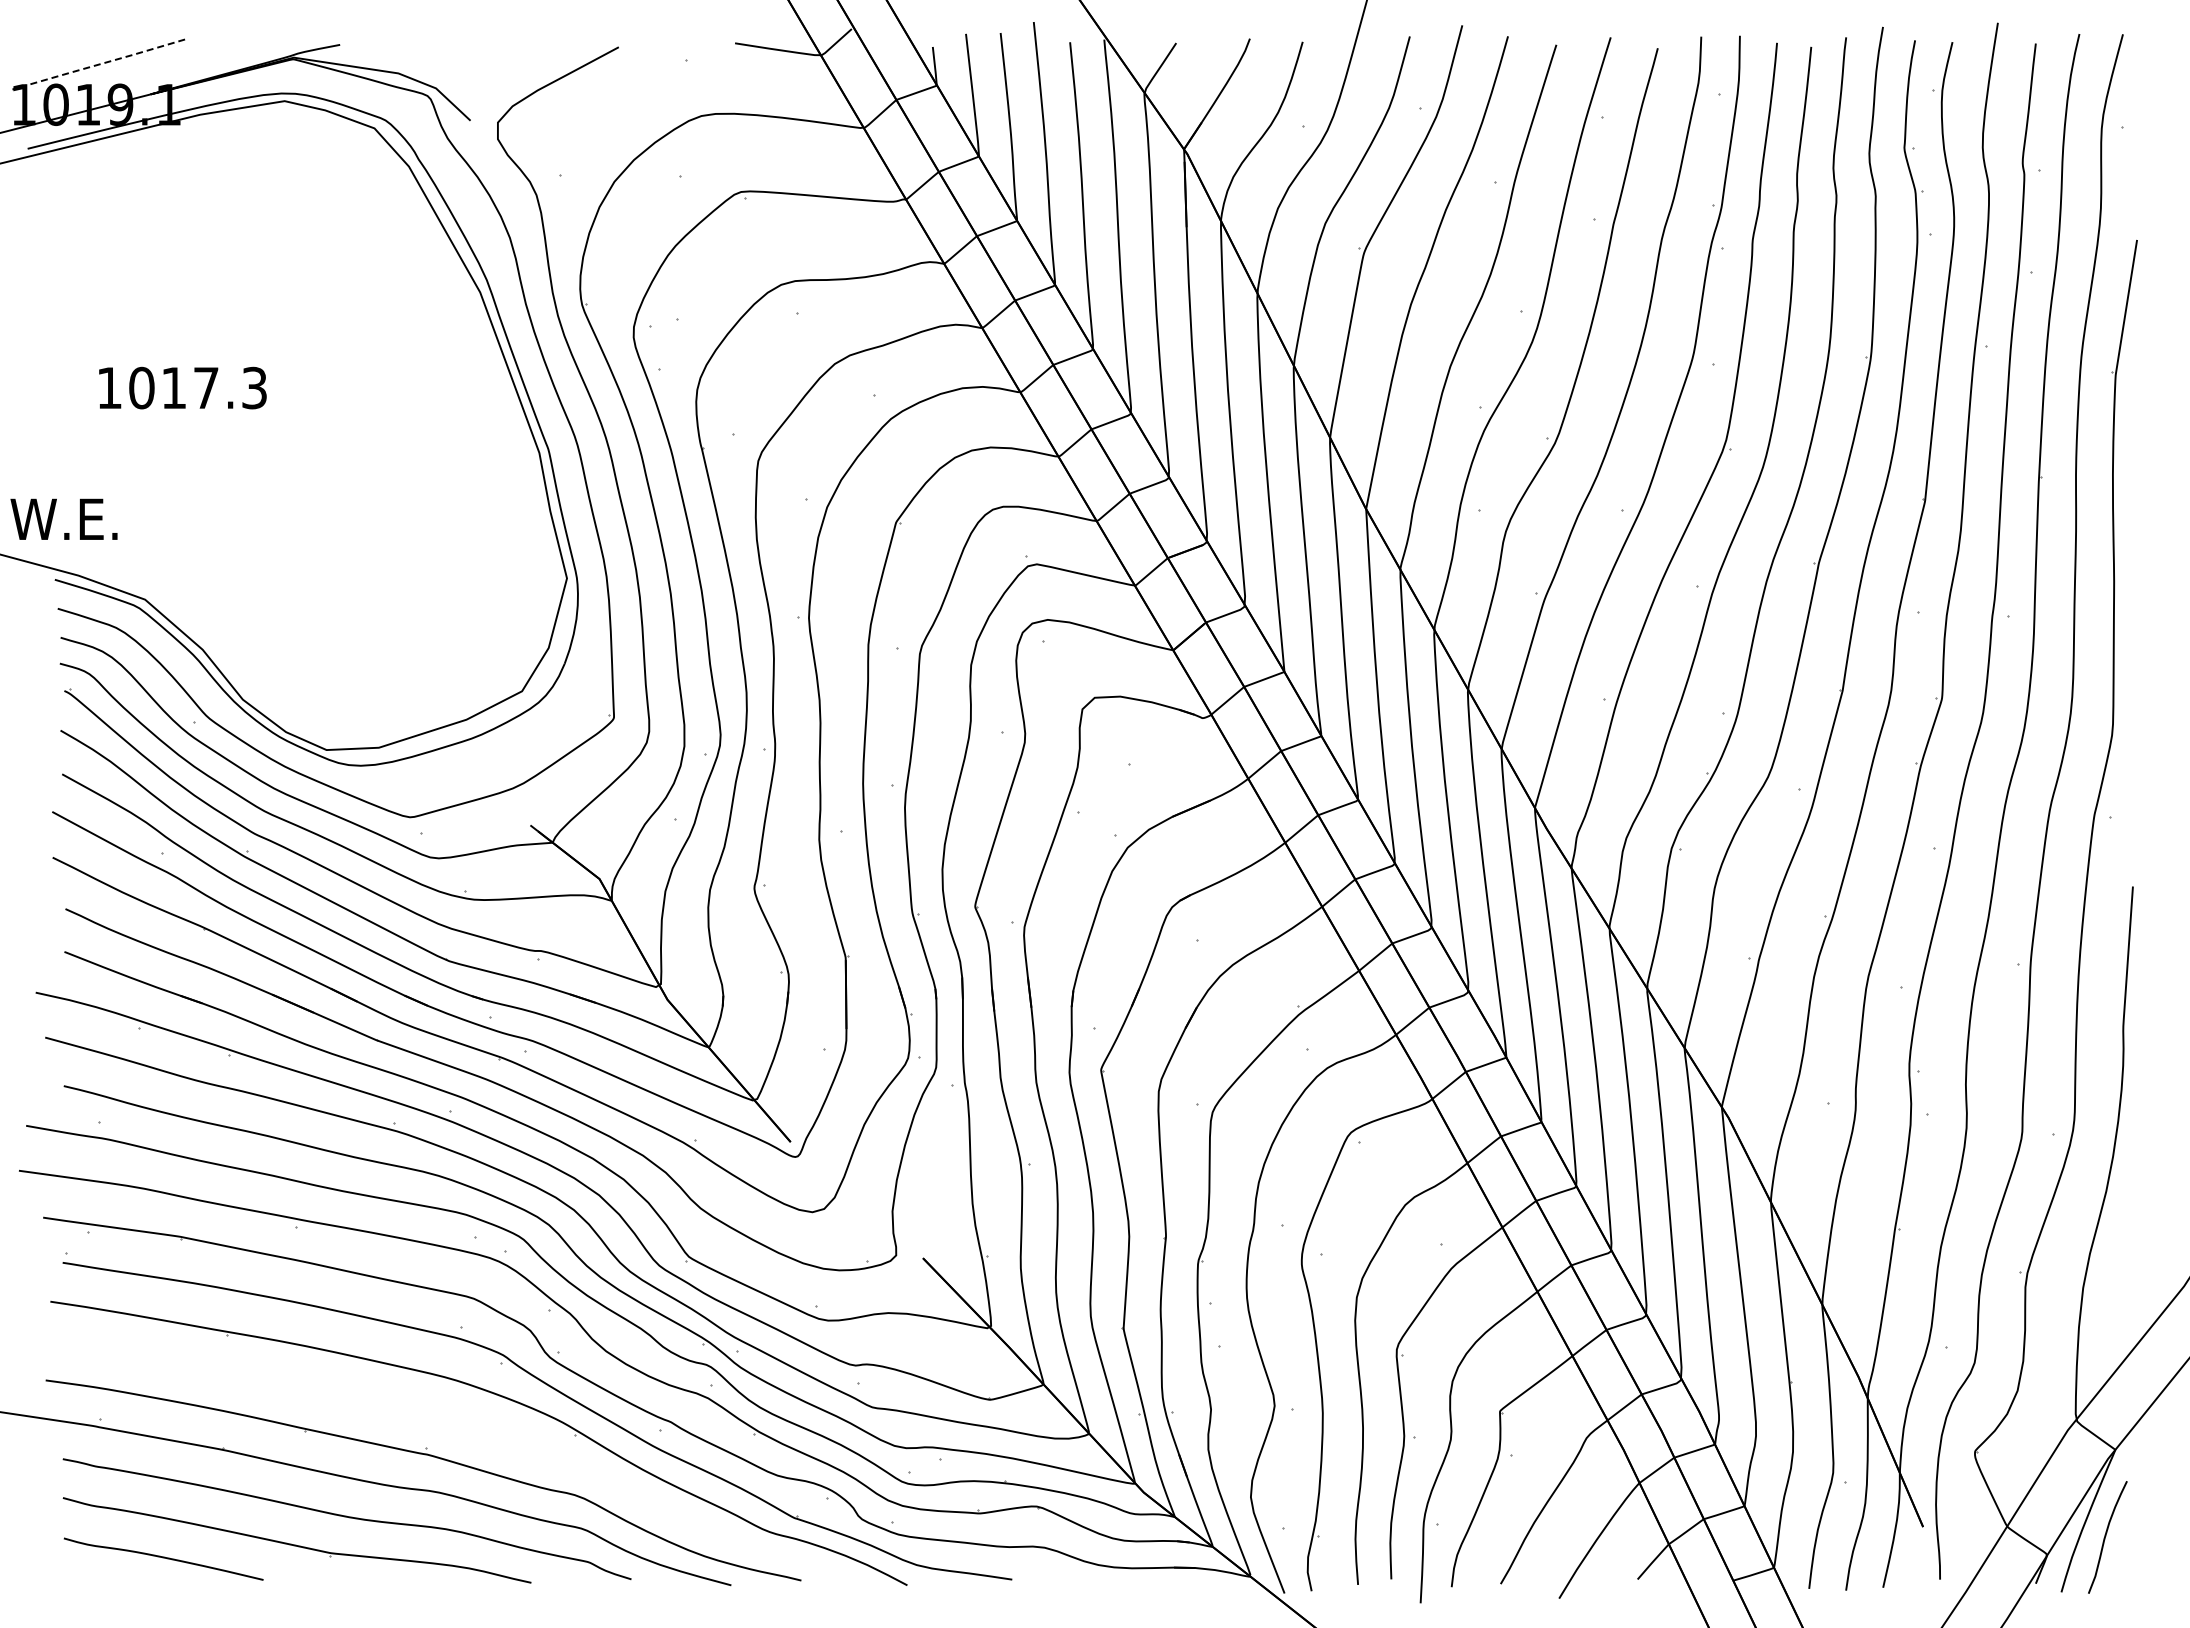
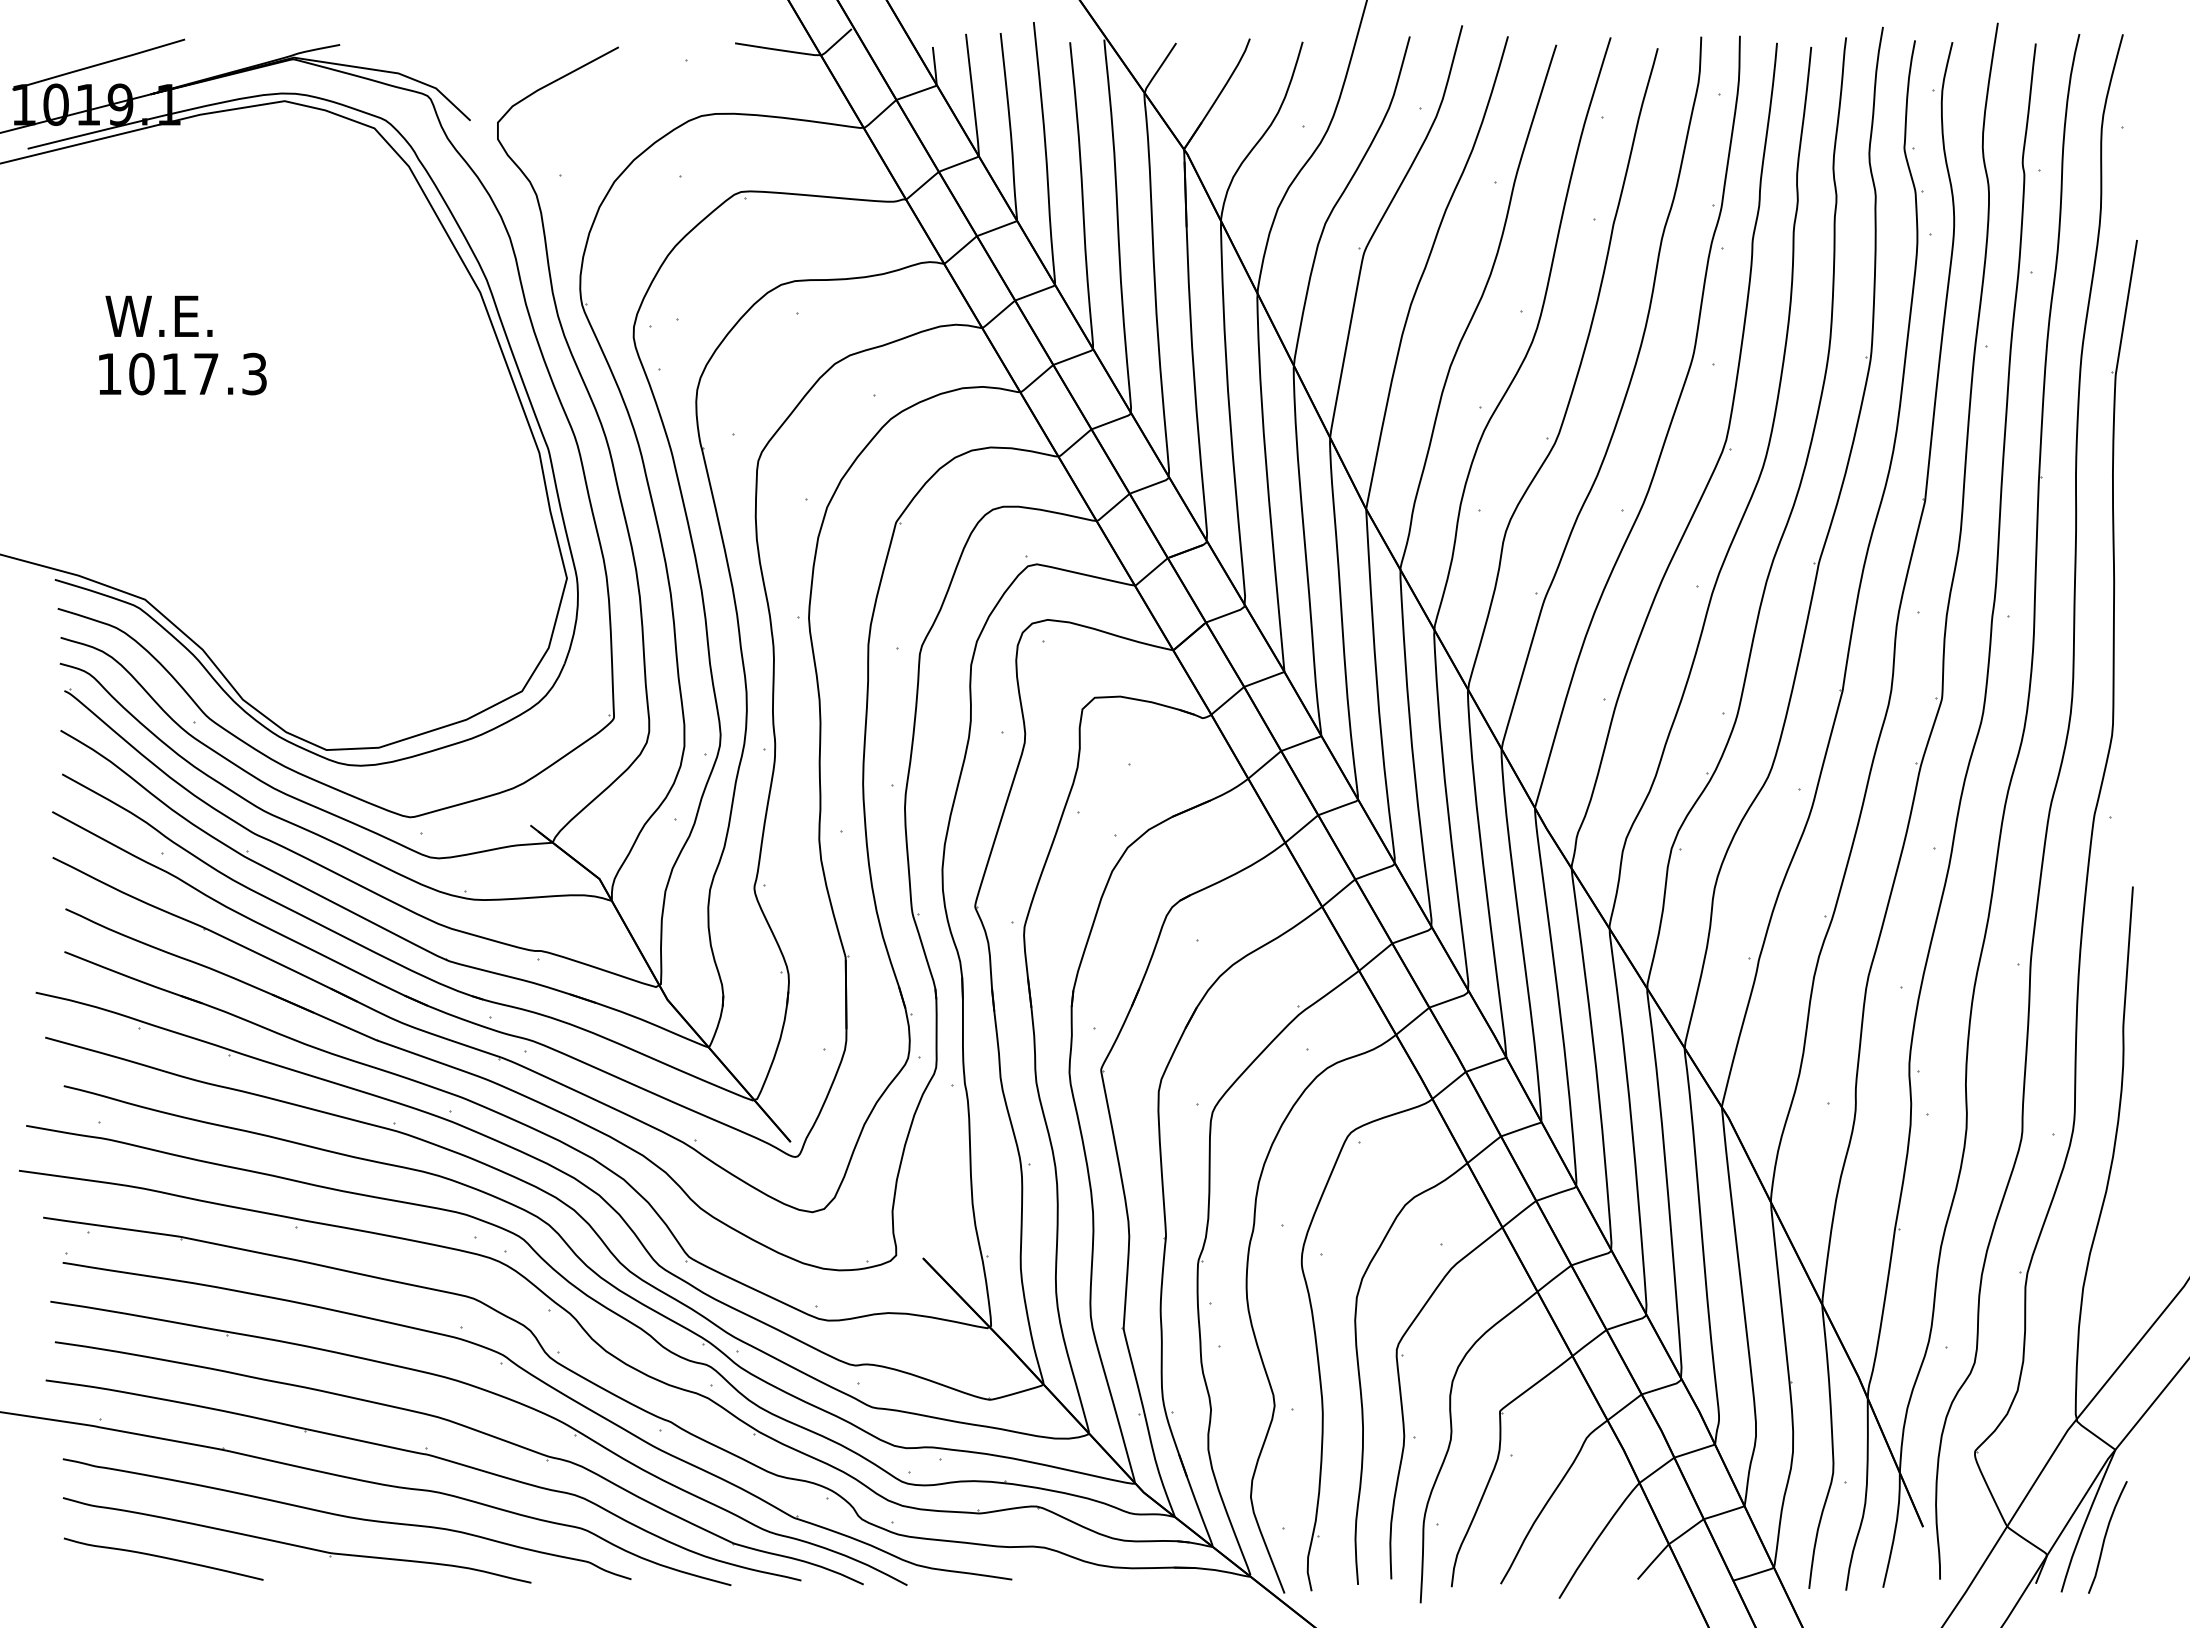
line: dashed -> solid (98, 64)
text position: (182, 387) -> (182, 373) (182, 373)
text position: (63, 518) -> (158, 315) (158, 315)
part: none -> present (470, 1429)
